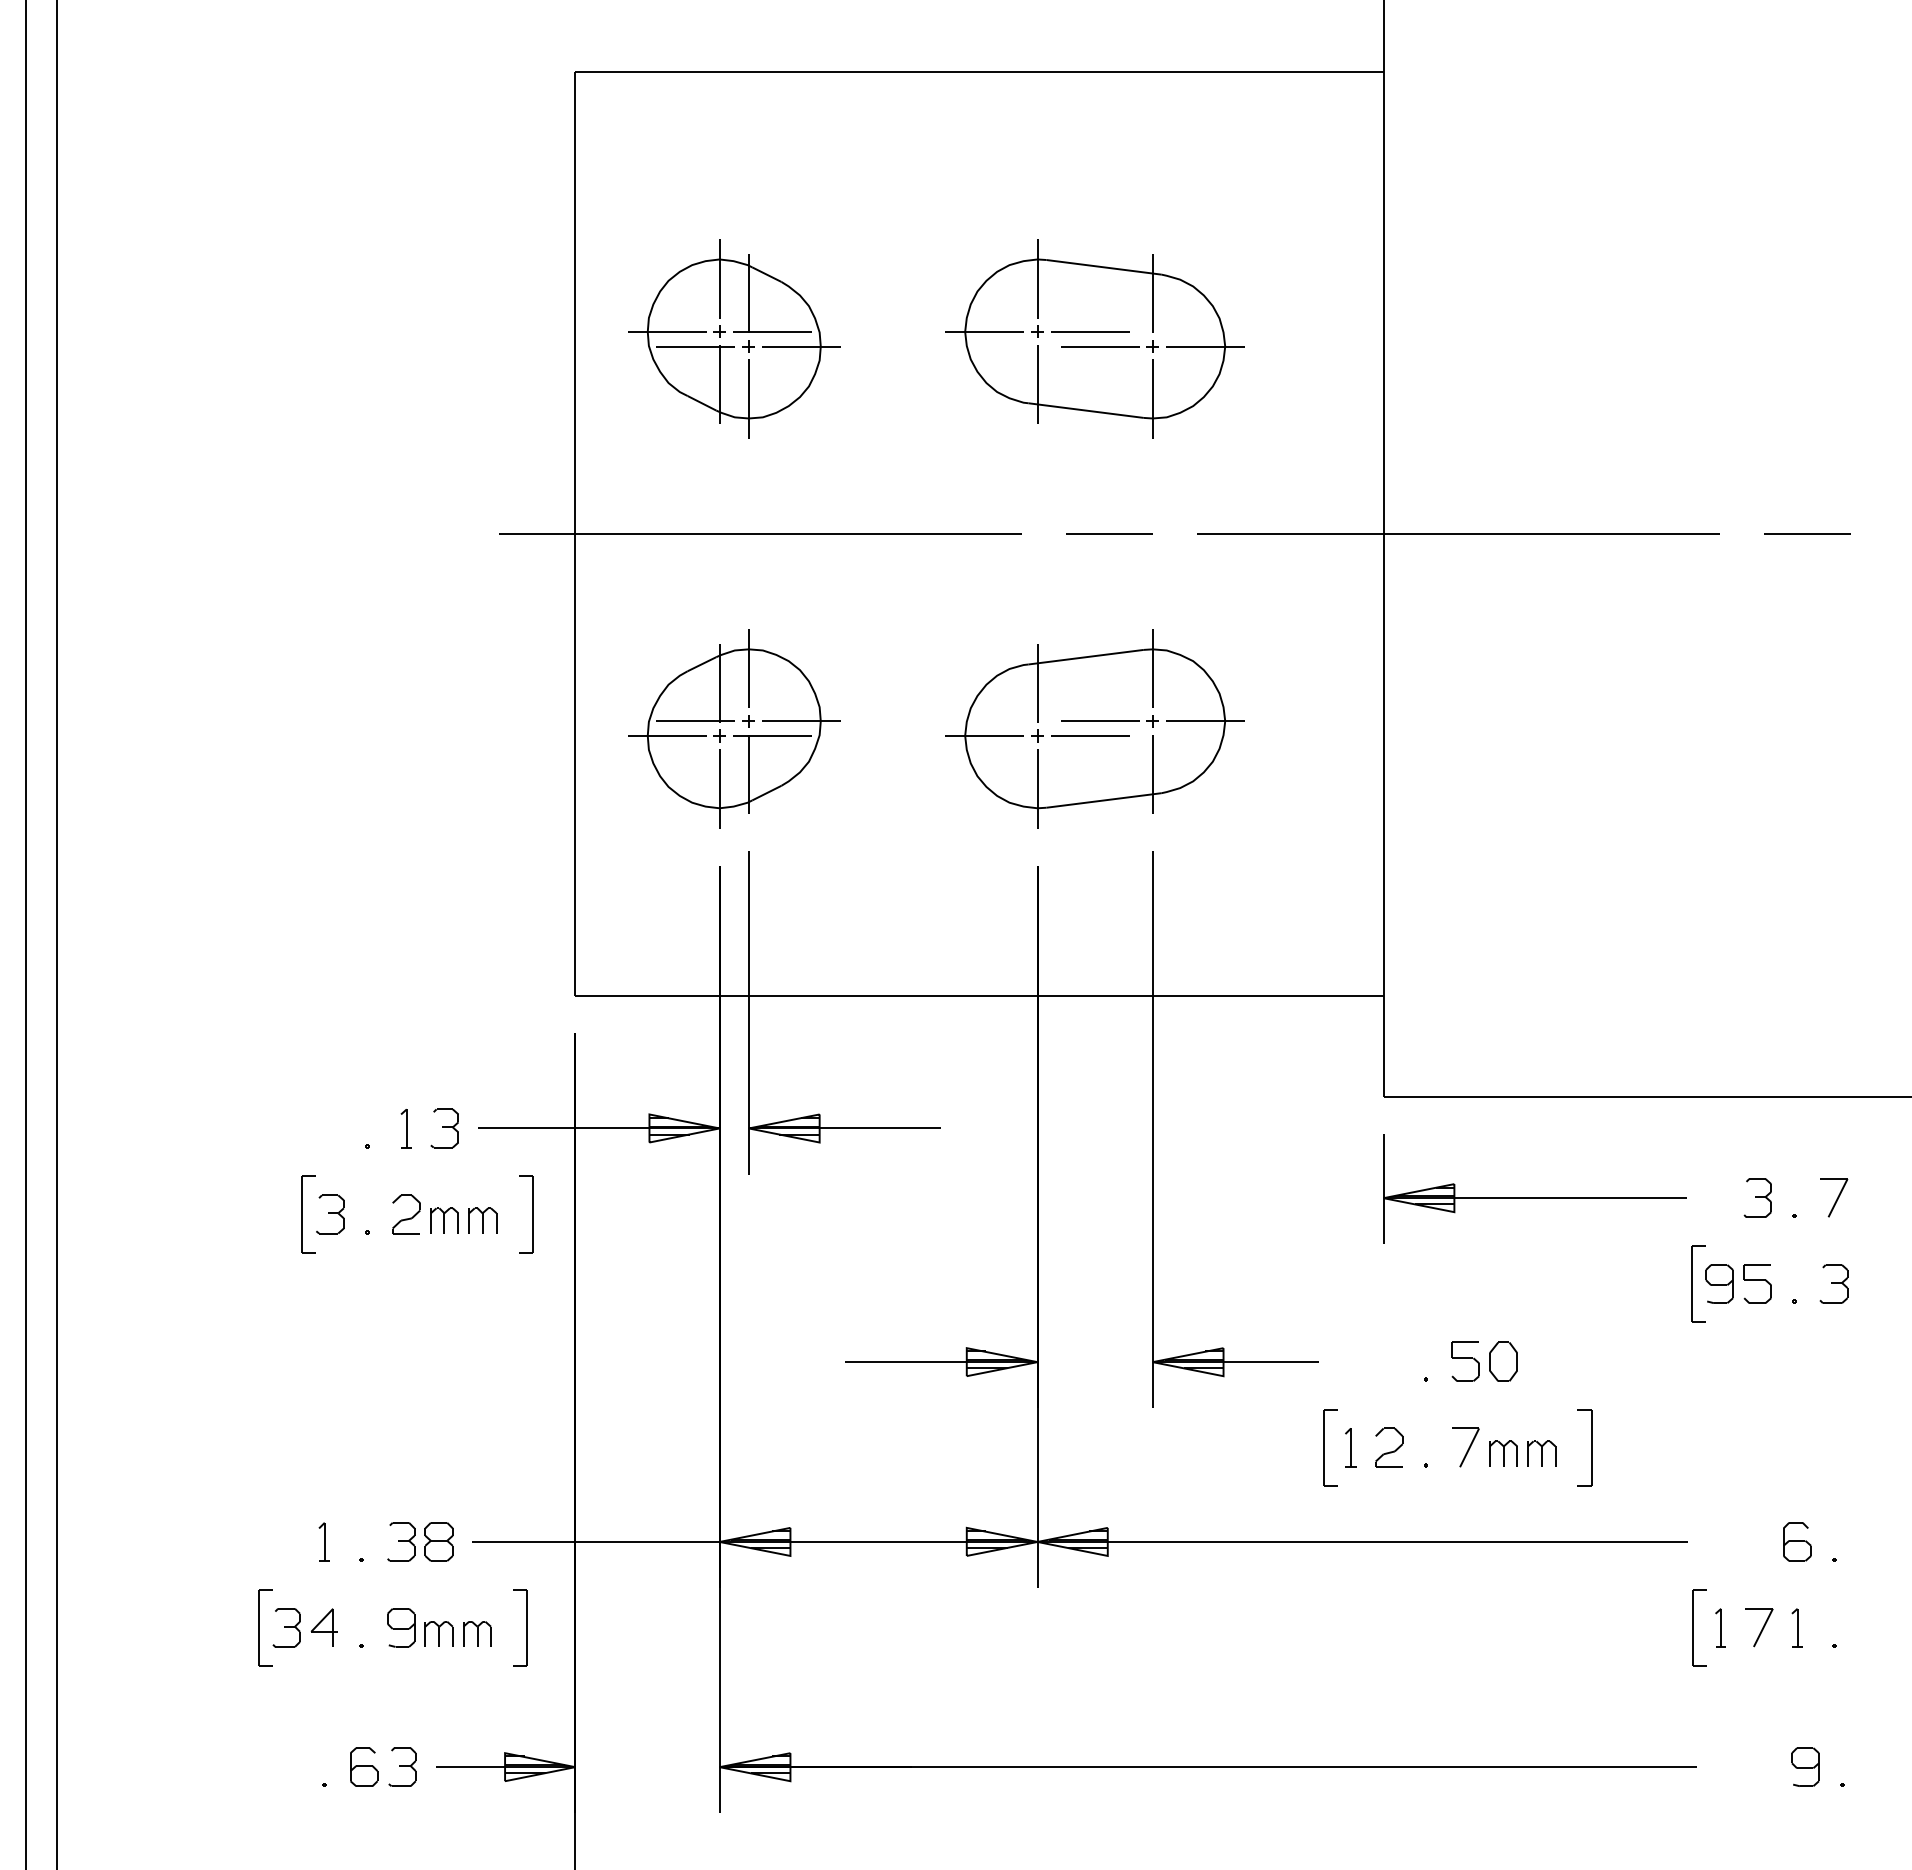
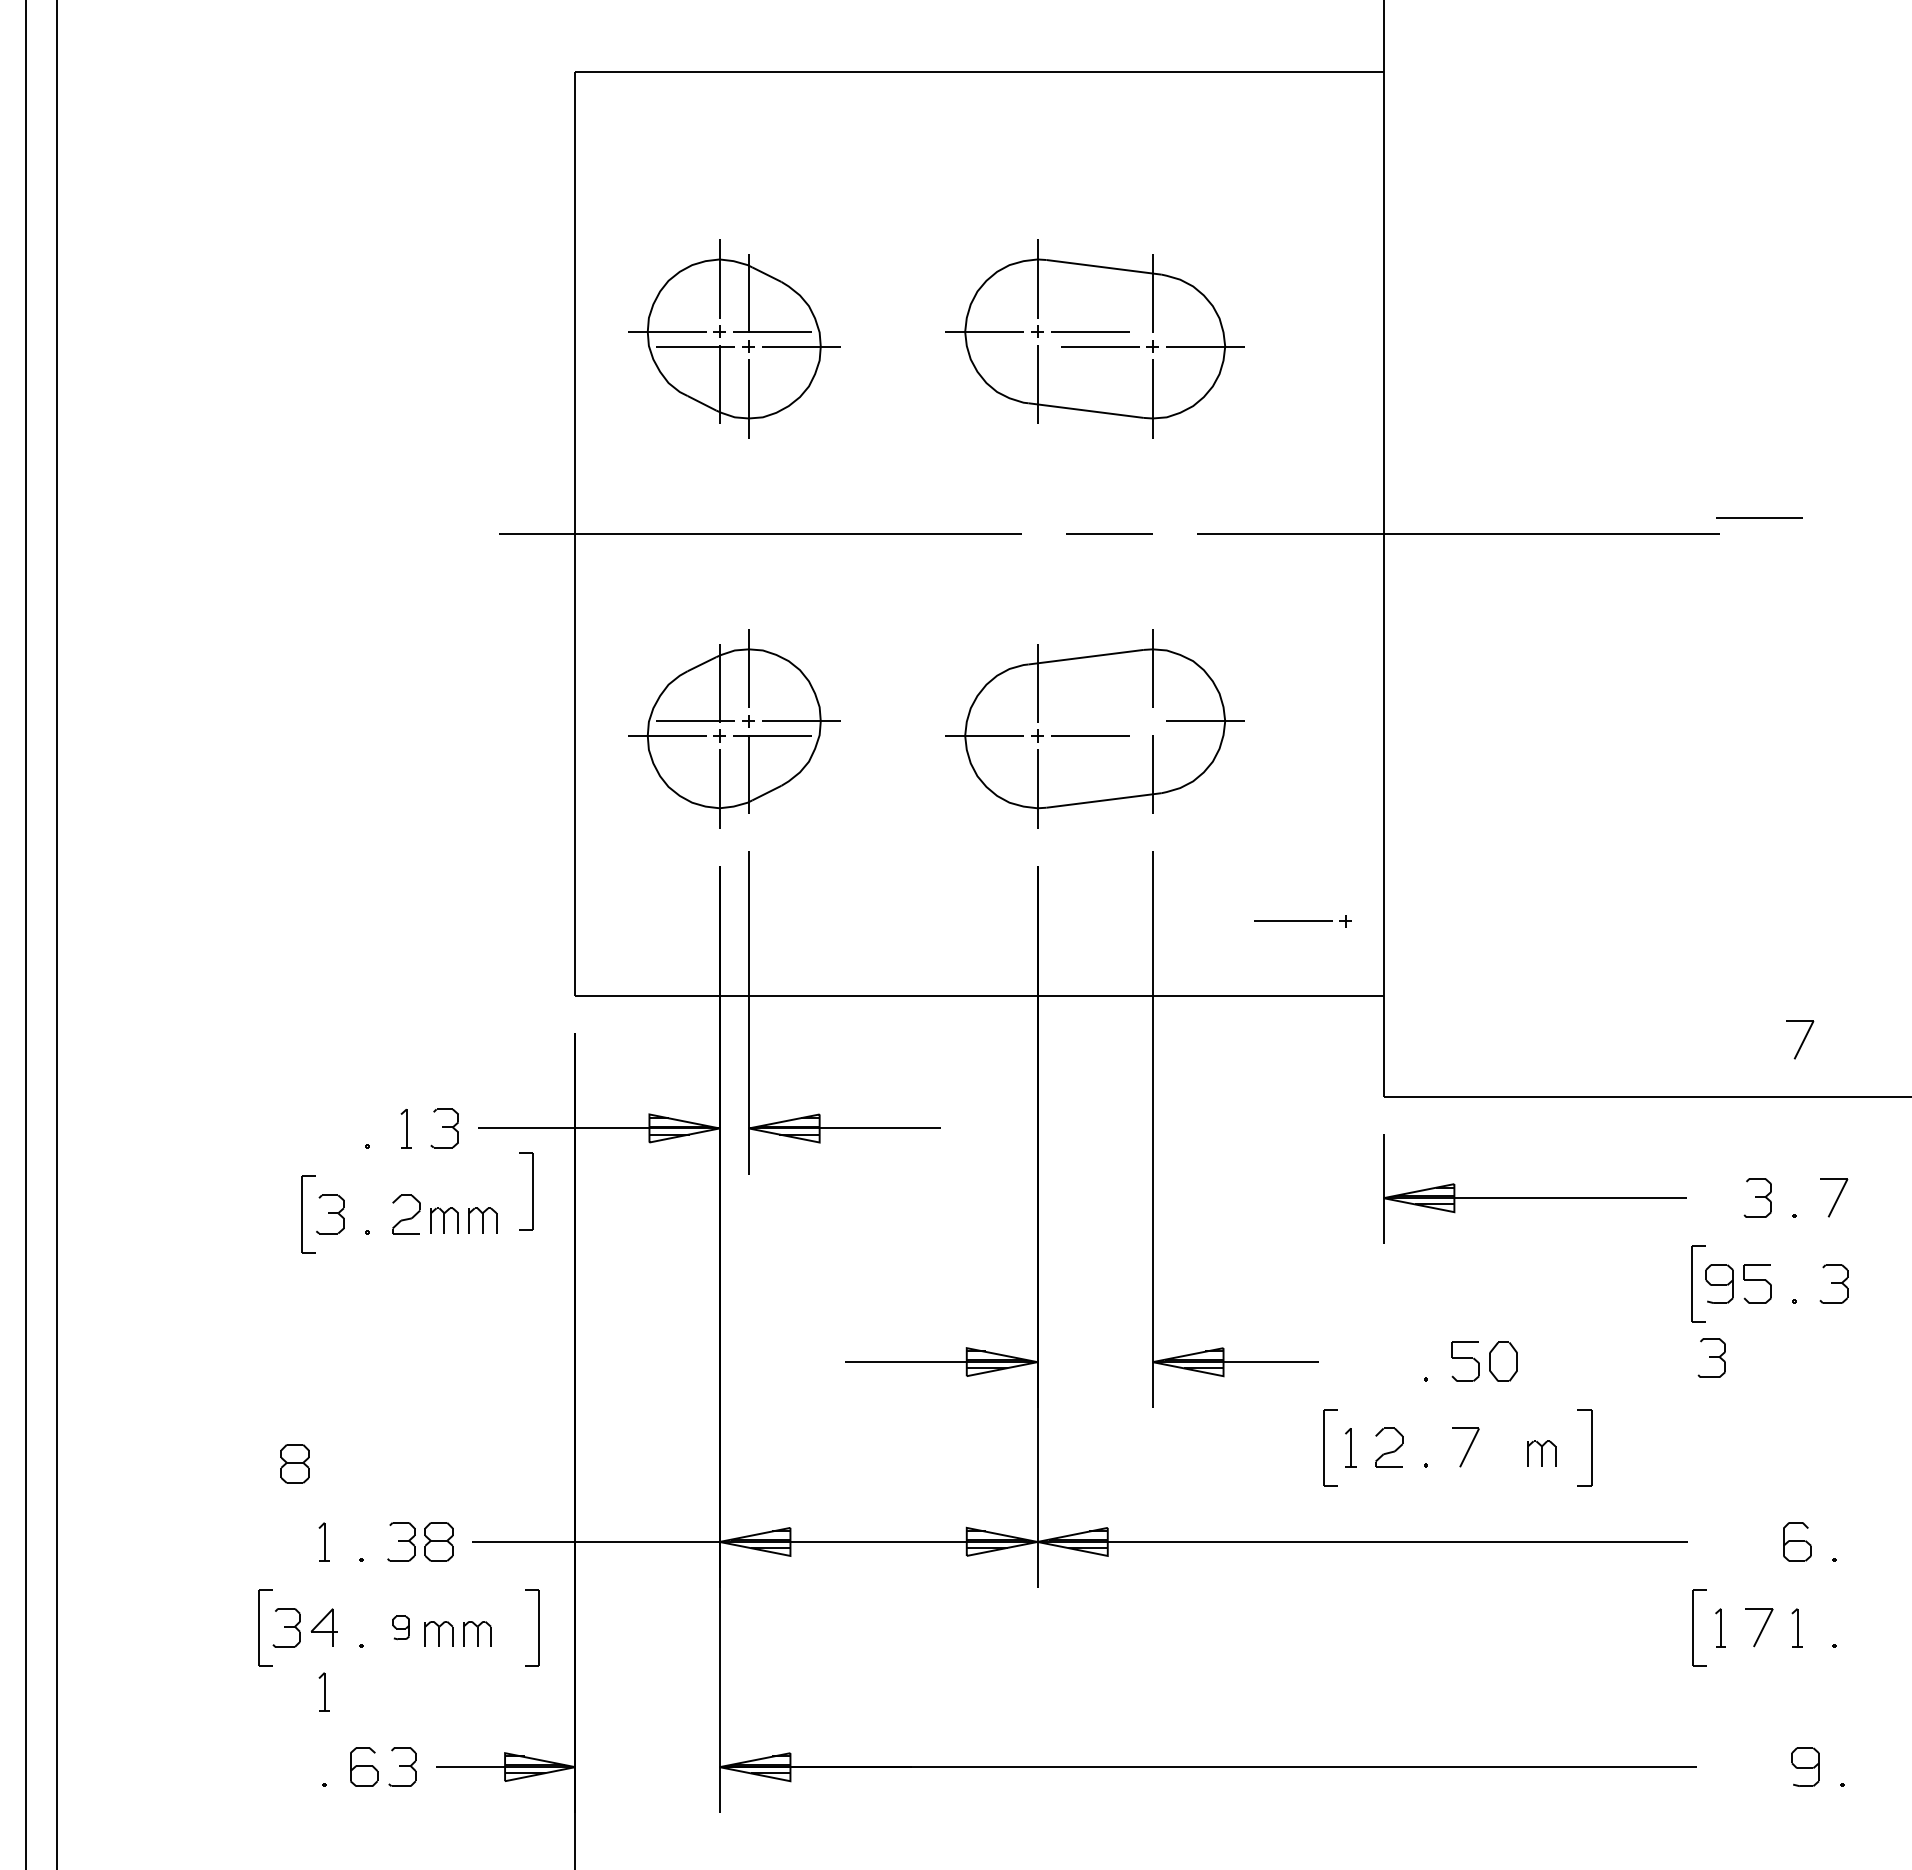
line position: (1807, 533) -> (1759, 517) (1759, 517)
part position: (1109, 721) -> (1302, 921) (1302, 921)
part: none -> present (1800, 1039)
part position: (526, 1214) -> (526, 1191) (526, 1191)
part: none -> present (1711, 1357)
part: present -> none (1503, 1453)
part: none -> present (294, 1463)
part size: 29x40 px -> 18x26 px (400, 1627)
part position: (520, 1627) -> (532, 1627) (532, 1627)
part: none -> present (323, 1691)
